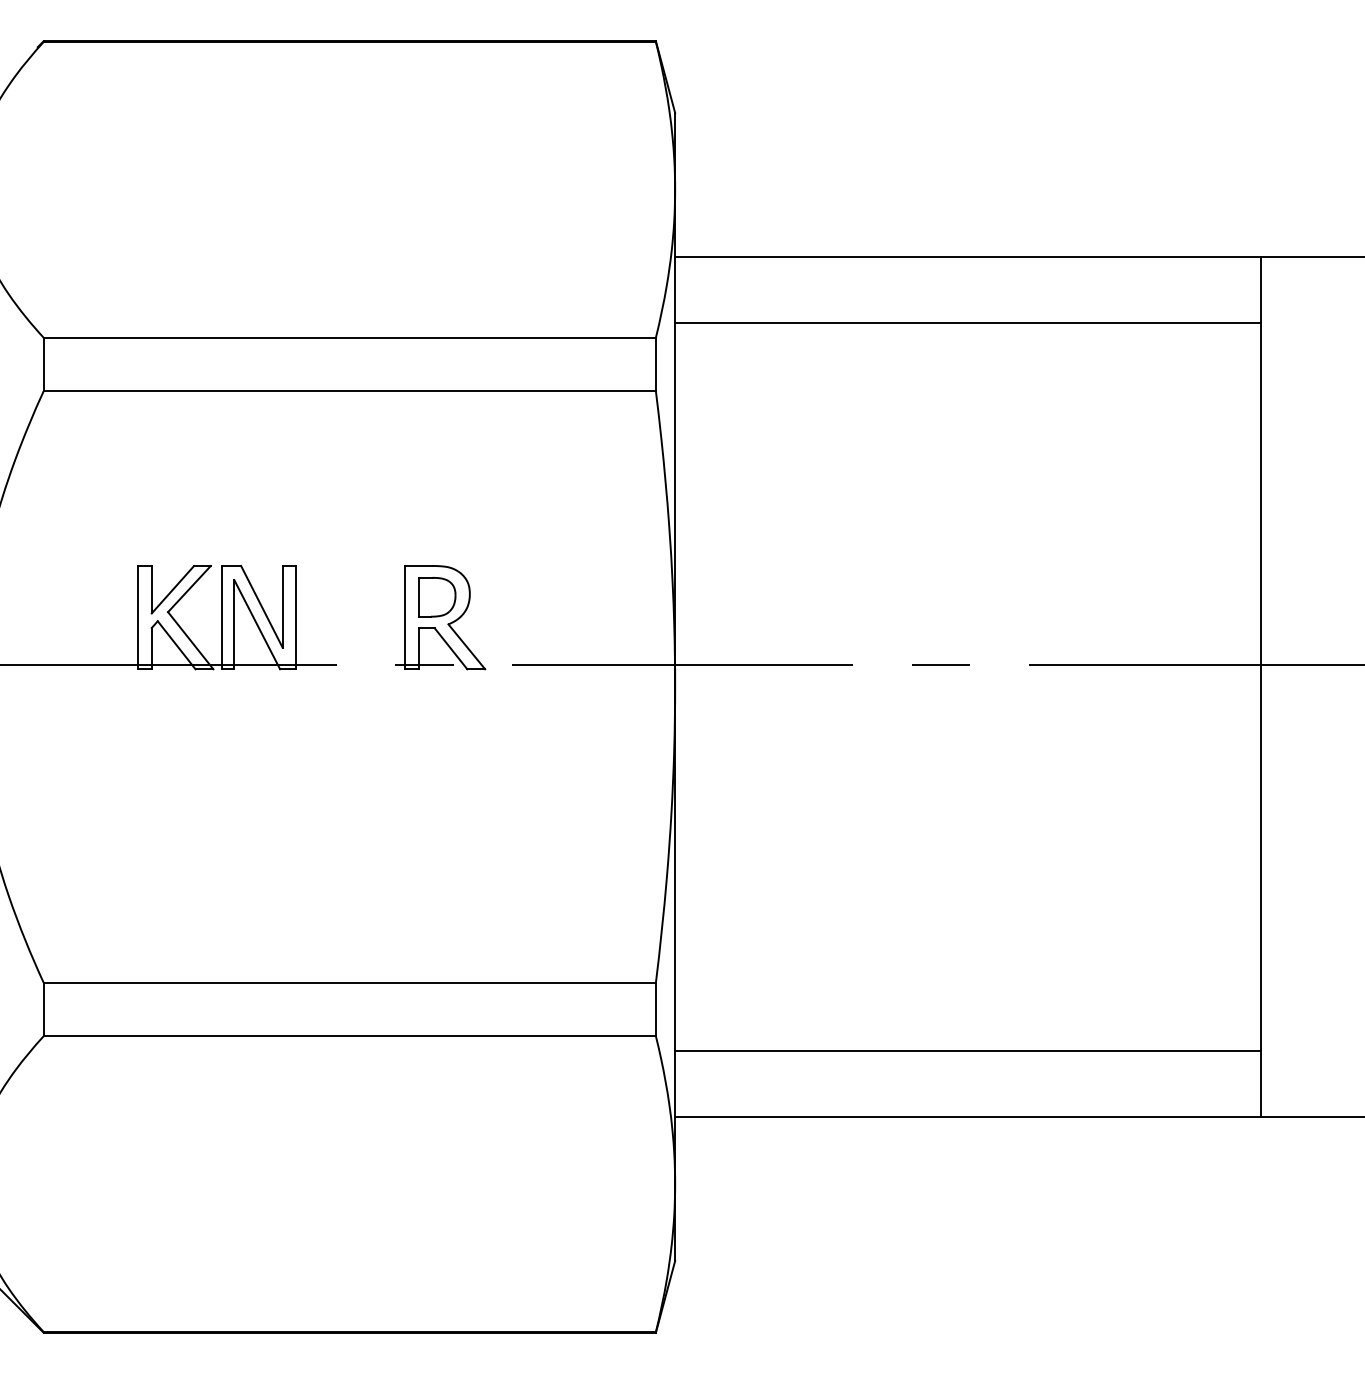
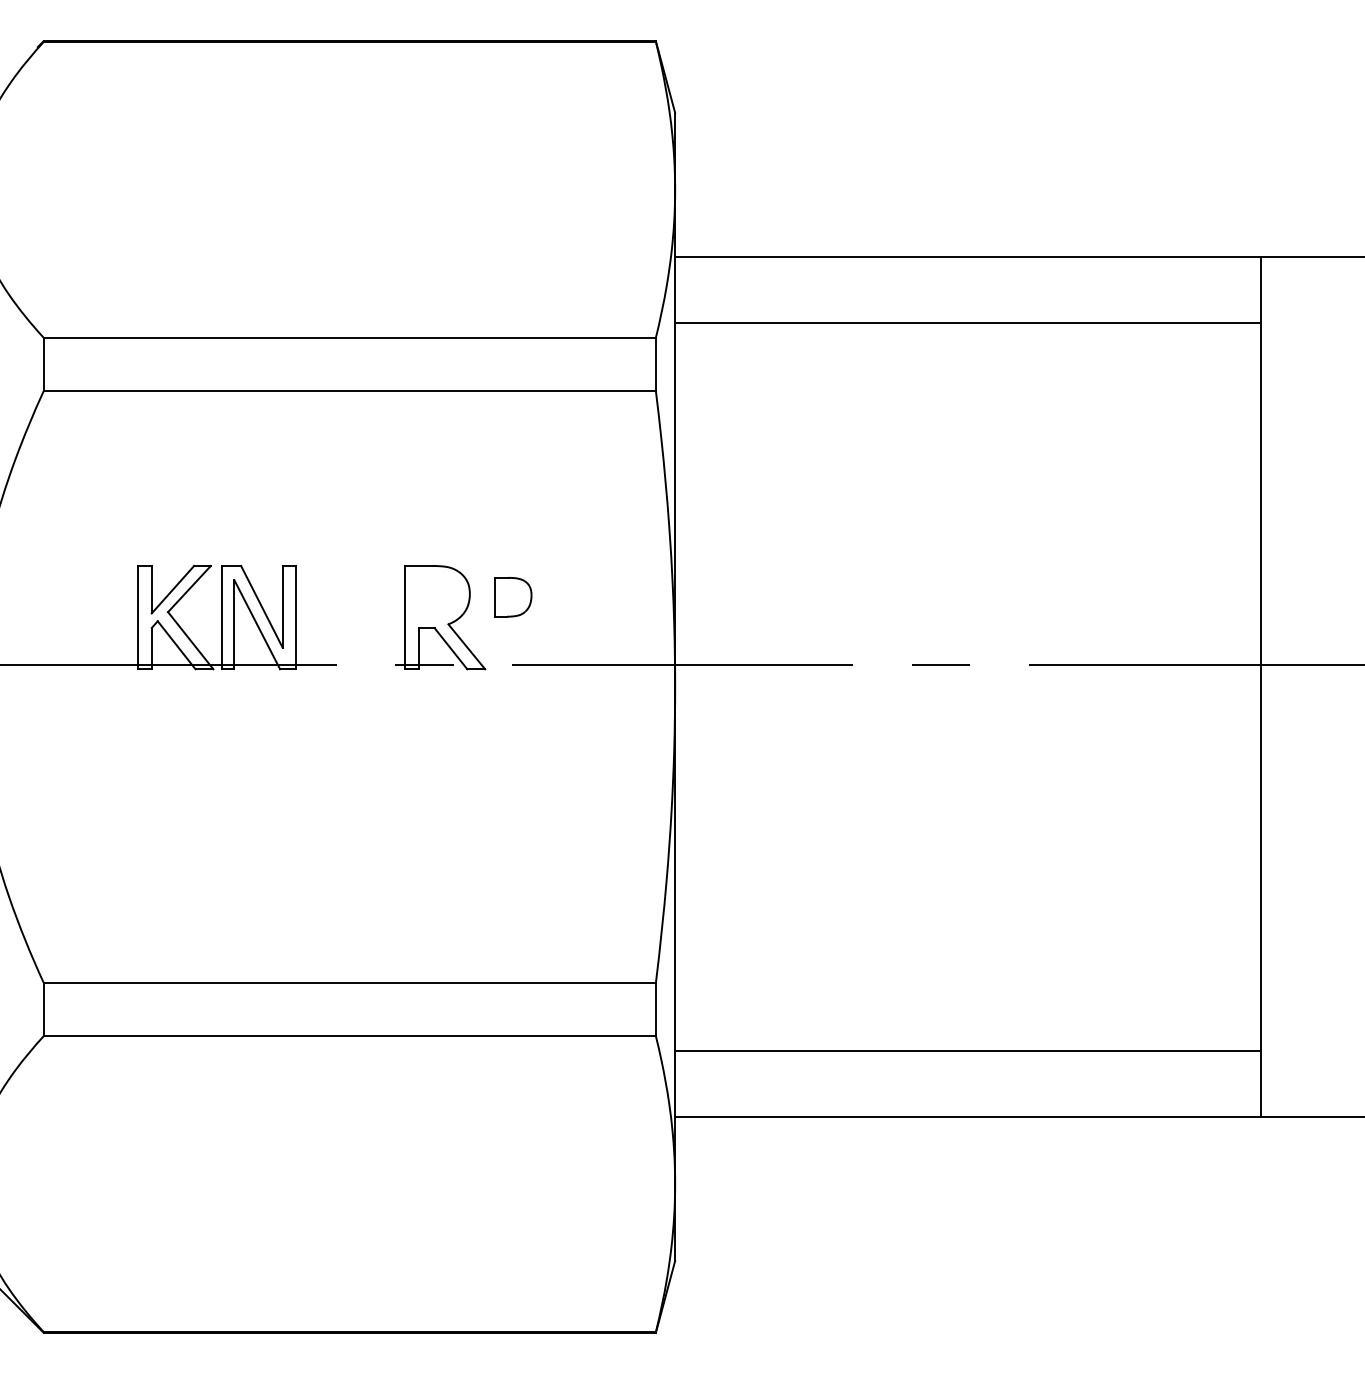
part position: (437, 597) -> (513, 597) (513, 597)
